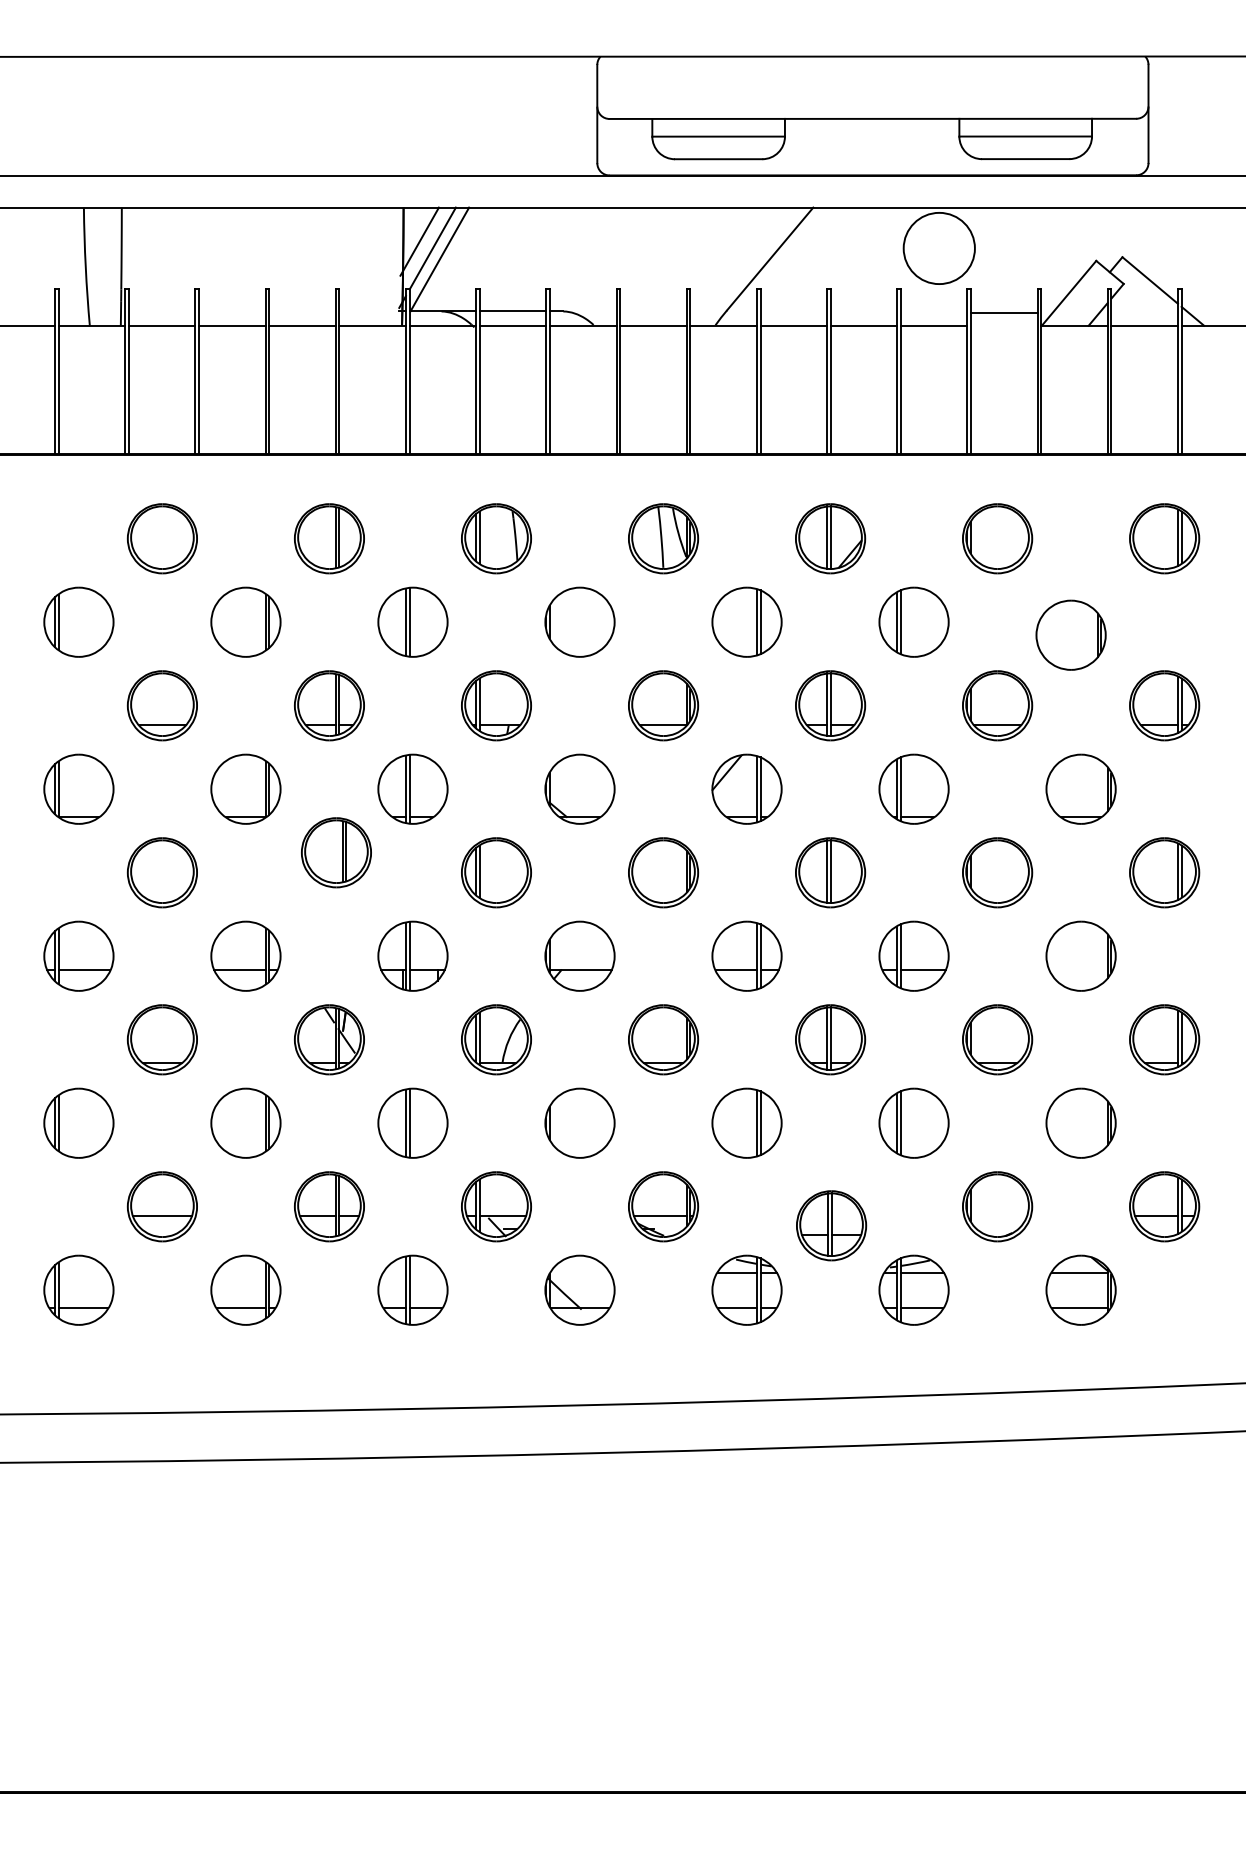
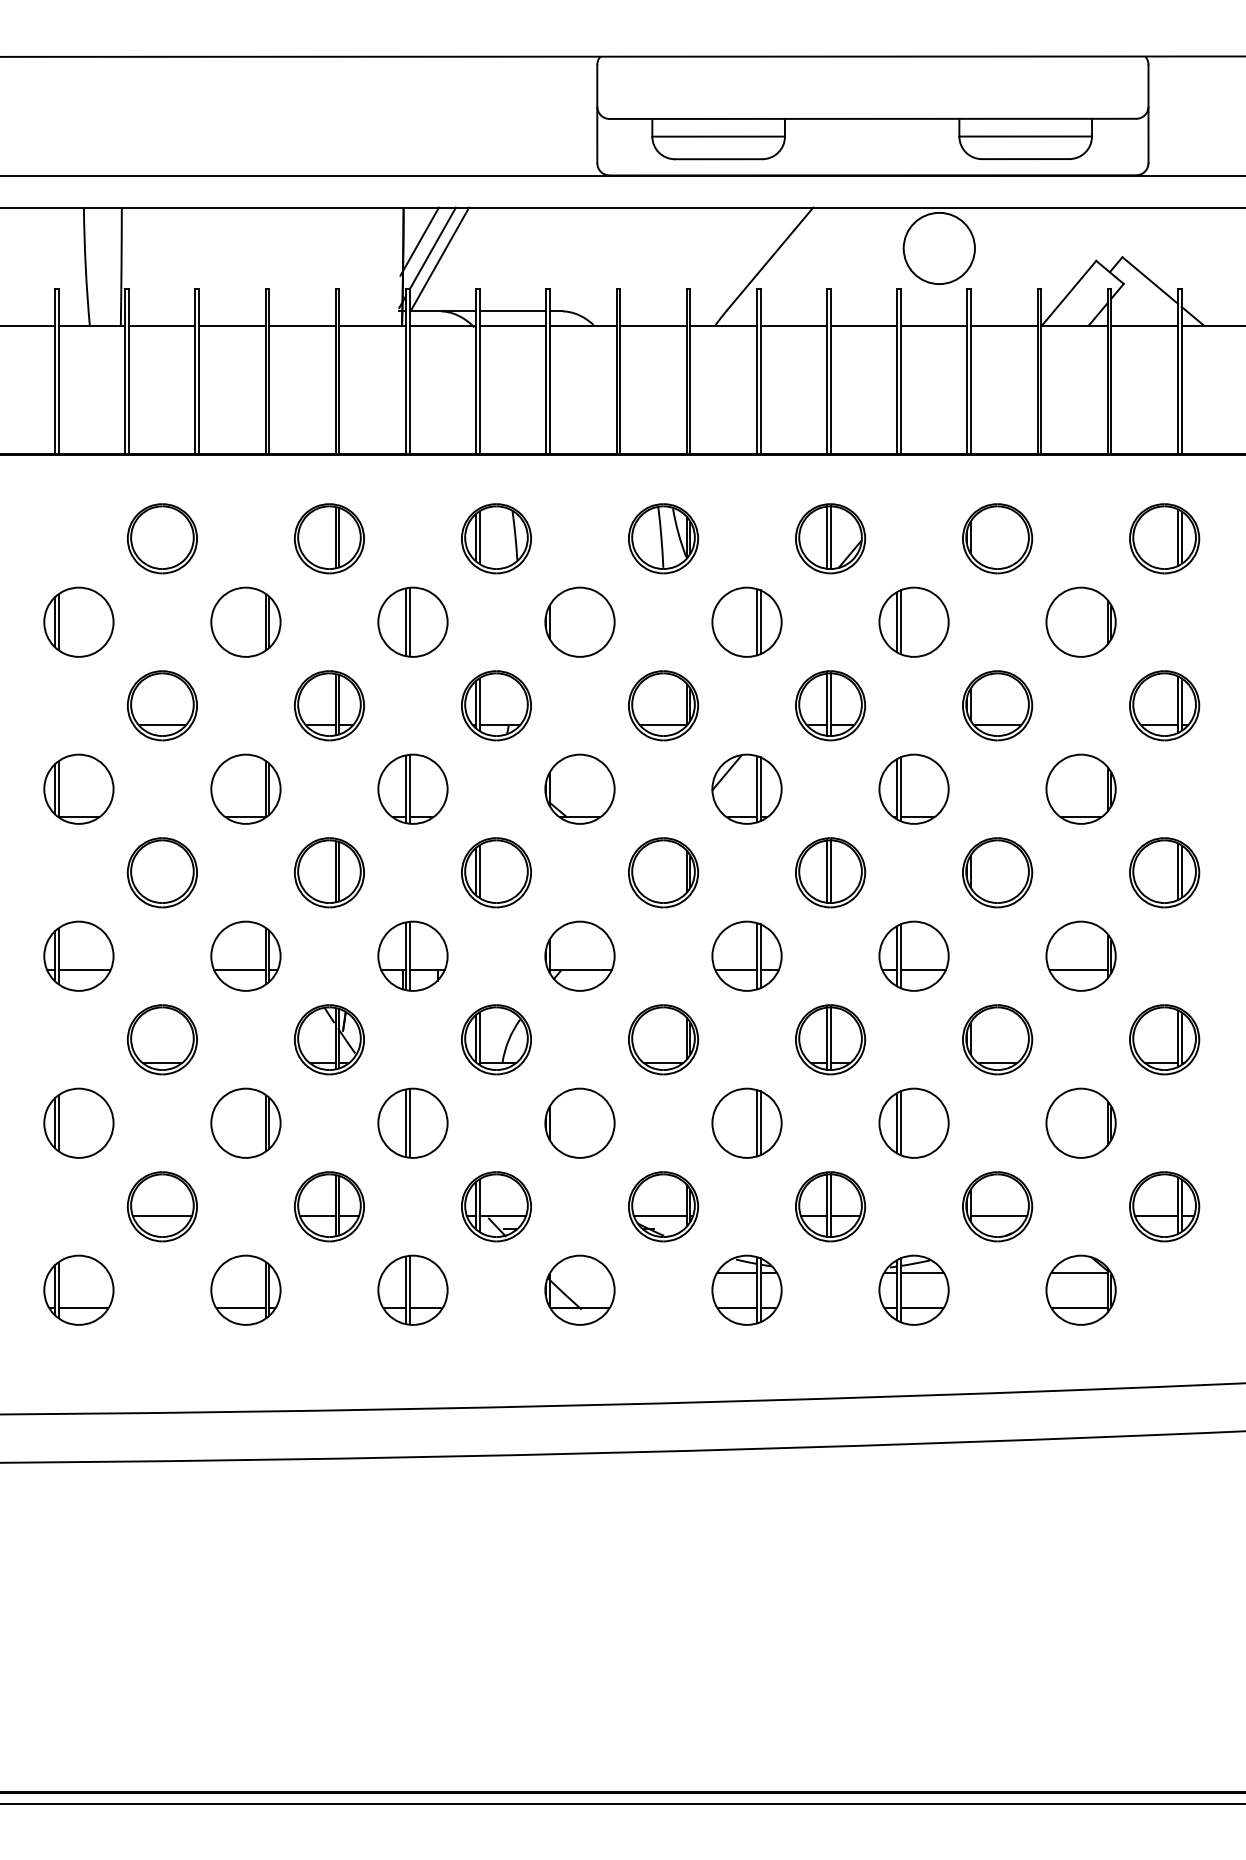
line position: (1004, 312) -> (1004, 325) (1004, 325)
part position: (1070, 634) -> (1080, 621) (1080, 621)
part position: (336, 852) -> (329, 872) (329, 872)
line: none -> present (1078, 970)
line: none -> present (998, 1215)
part position: (831, 1225) -> (830, 1206) (830, 1206)
line: none -> present (622, 1804)
